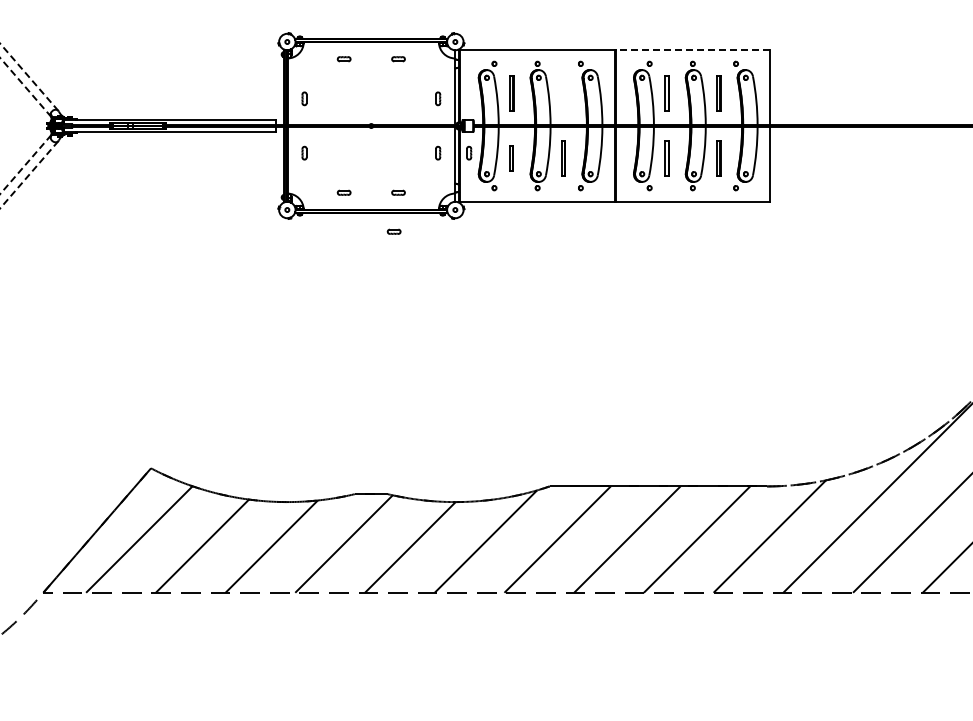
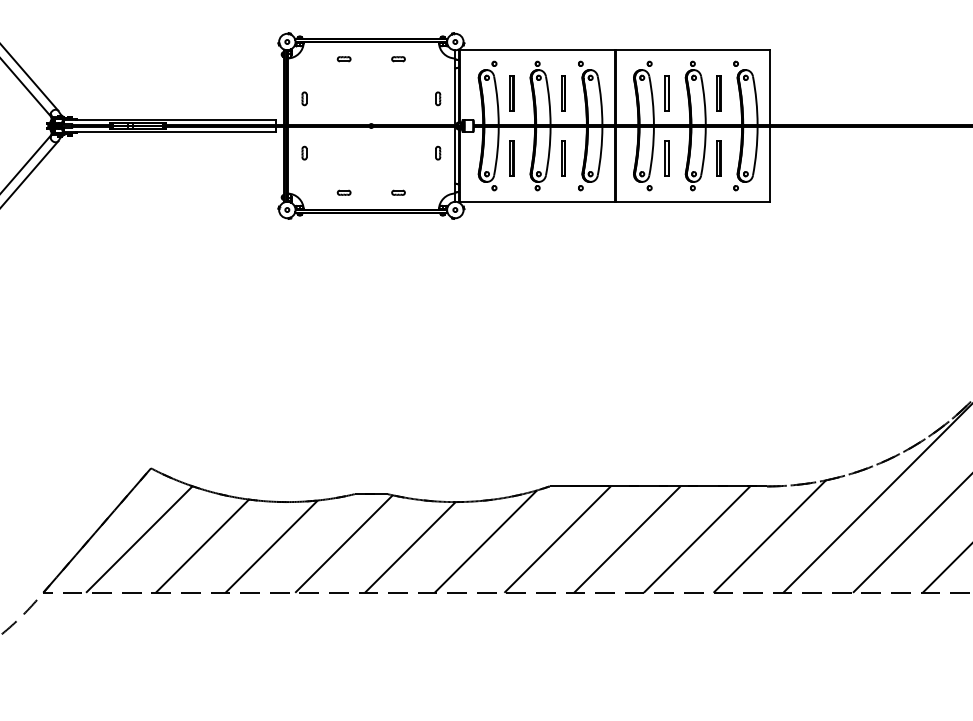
line: dashed -> solid (692, 49)
line: dashed -> solid (29, 76)
line: dashed -> solid (25, 87)
line: none -> present (562, 93)
part: present -> none (469, 152)
part size: 5x27 px -> 6x37 px (511, 158)
line: dashed -> solid (25, 164)
line: dashed -> solid (29, 175)
part: present -> none (393, 231)
